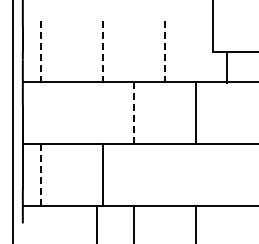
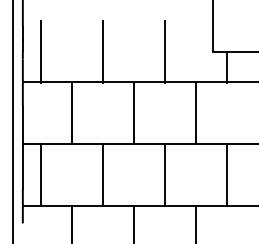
line: dashed -> solid (41, 51)
line: dashed -> solid (103, 51)
line: dashed -> solid (165, 51)
line: none -> present (72, 113)
line: dashed -> solid (134, 113)
line: dashed -> solid (41, 175)
line: none -> present (165, 175)
line: none -> present (226, 175)
line position: (97, 223) -> (72, 223) (72, 223)
